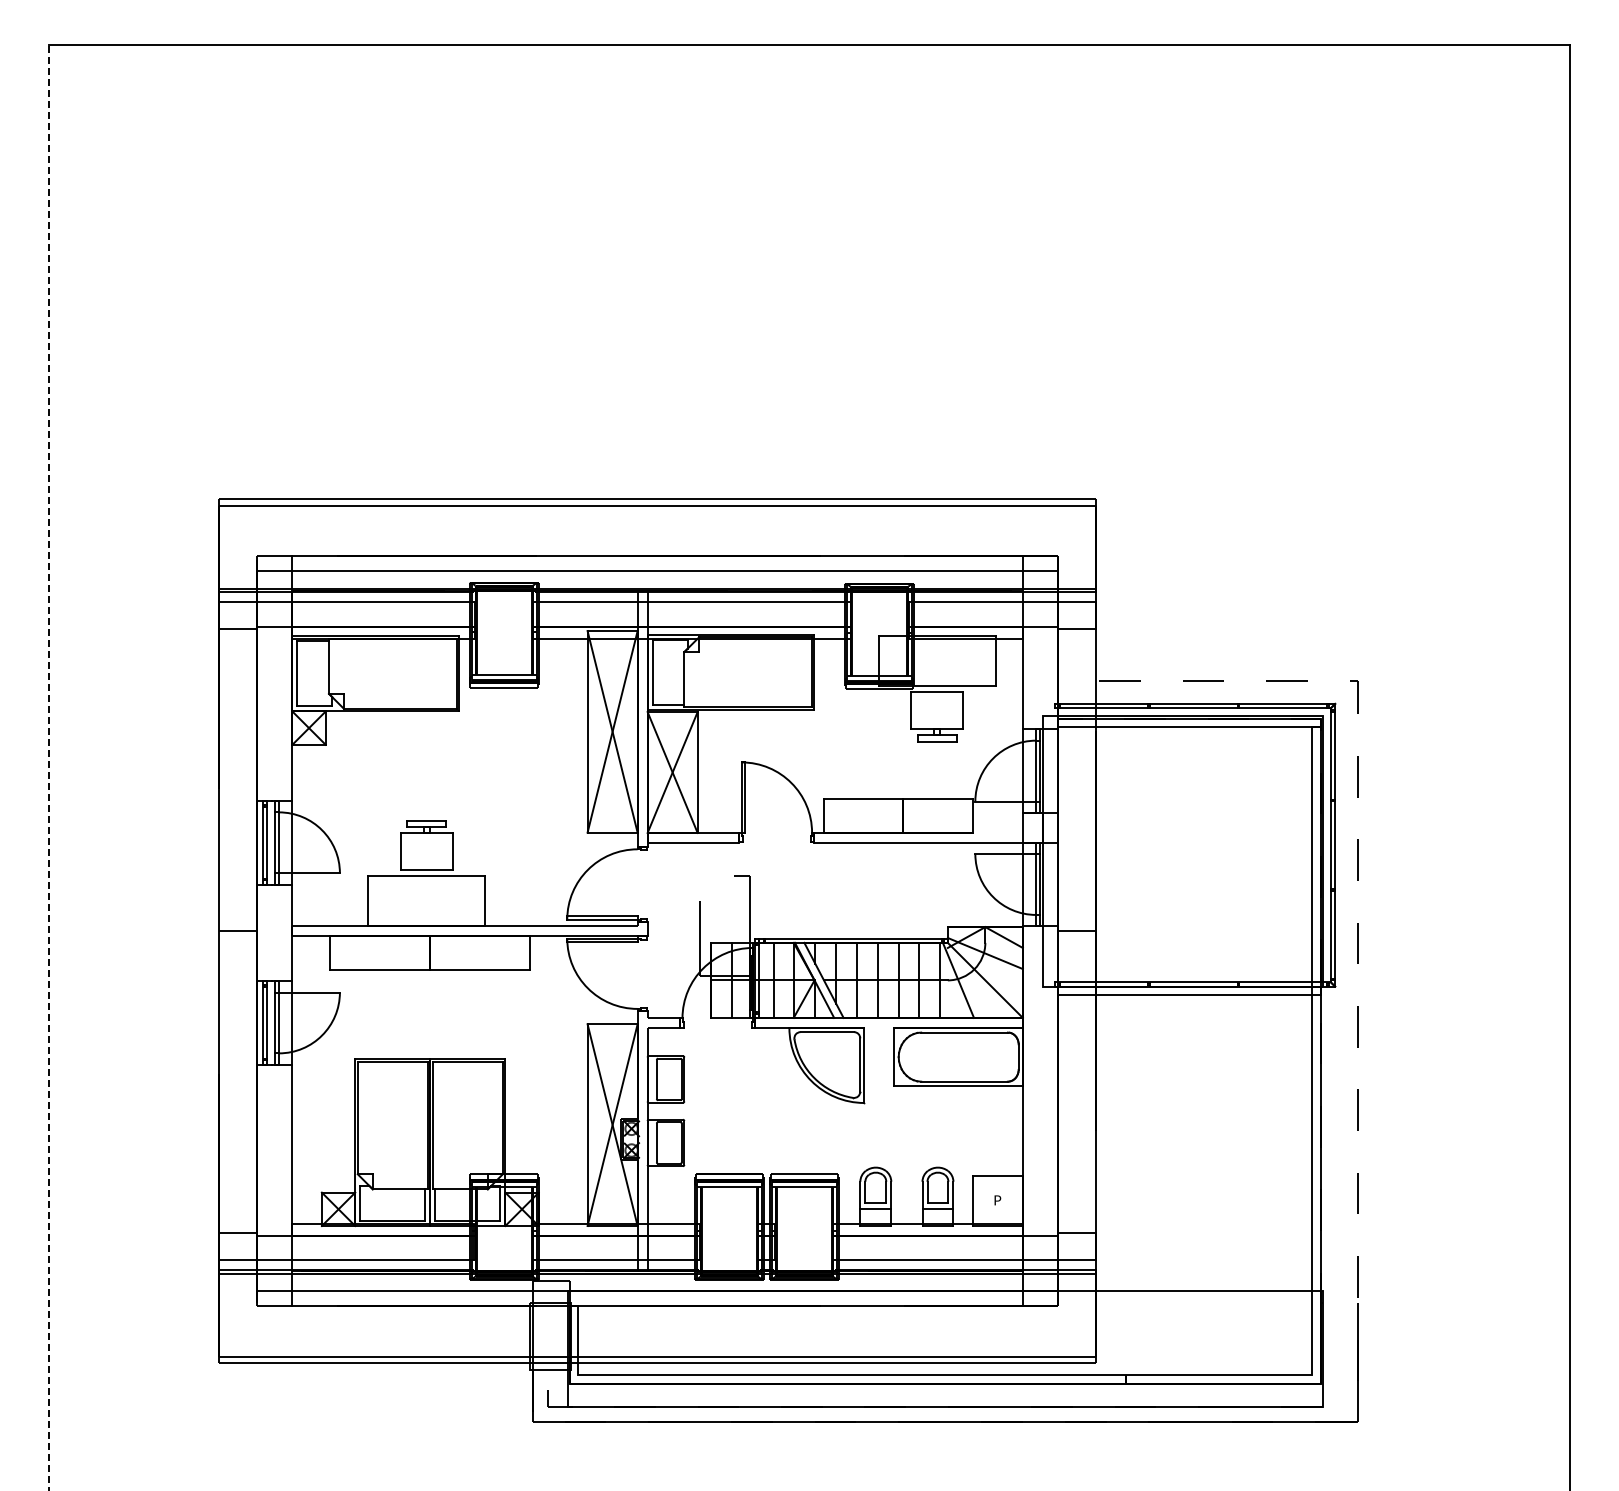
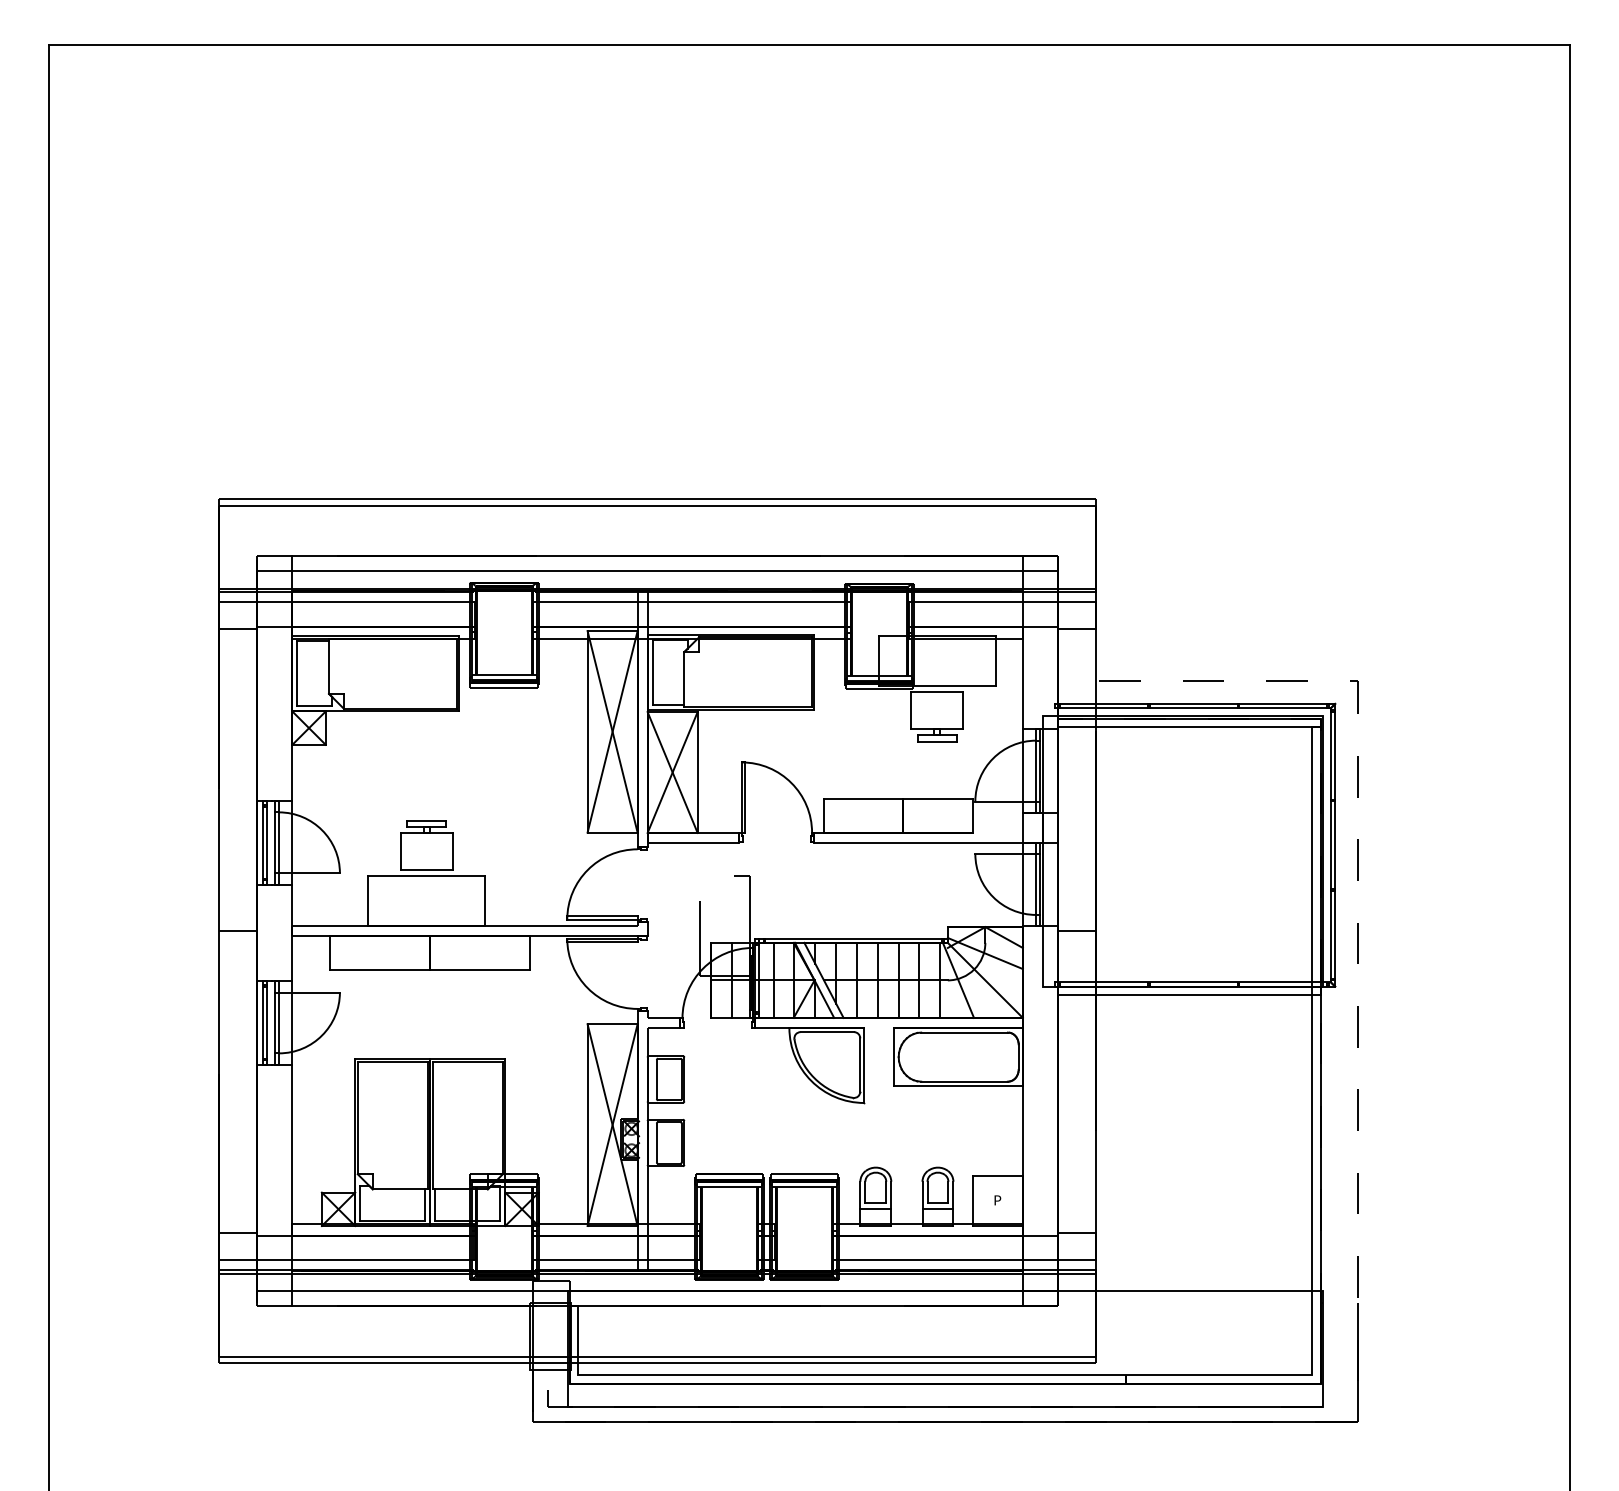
line: dashed -> solid (48, 767)
